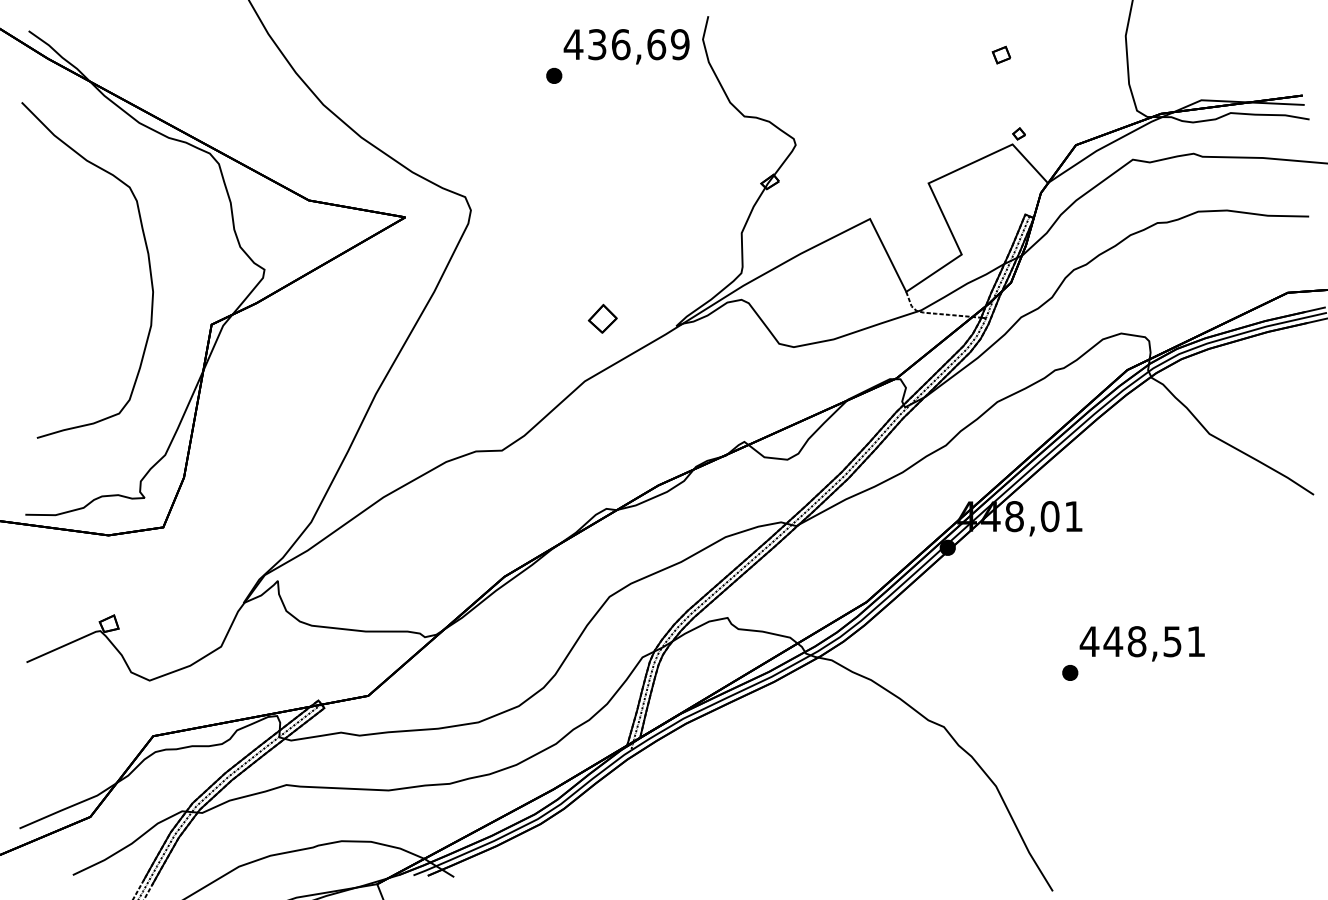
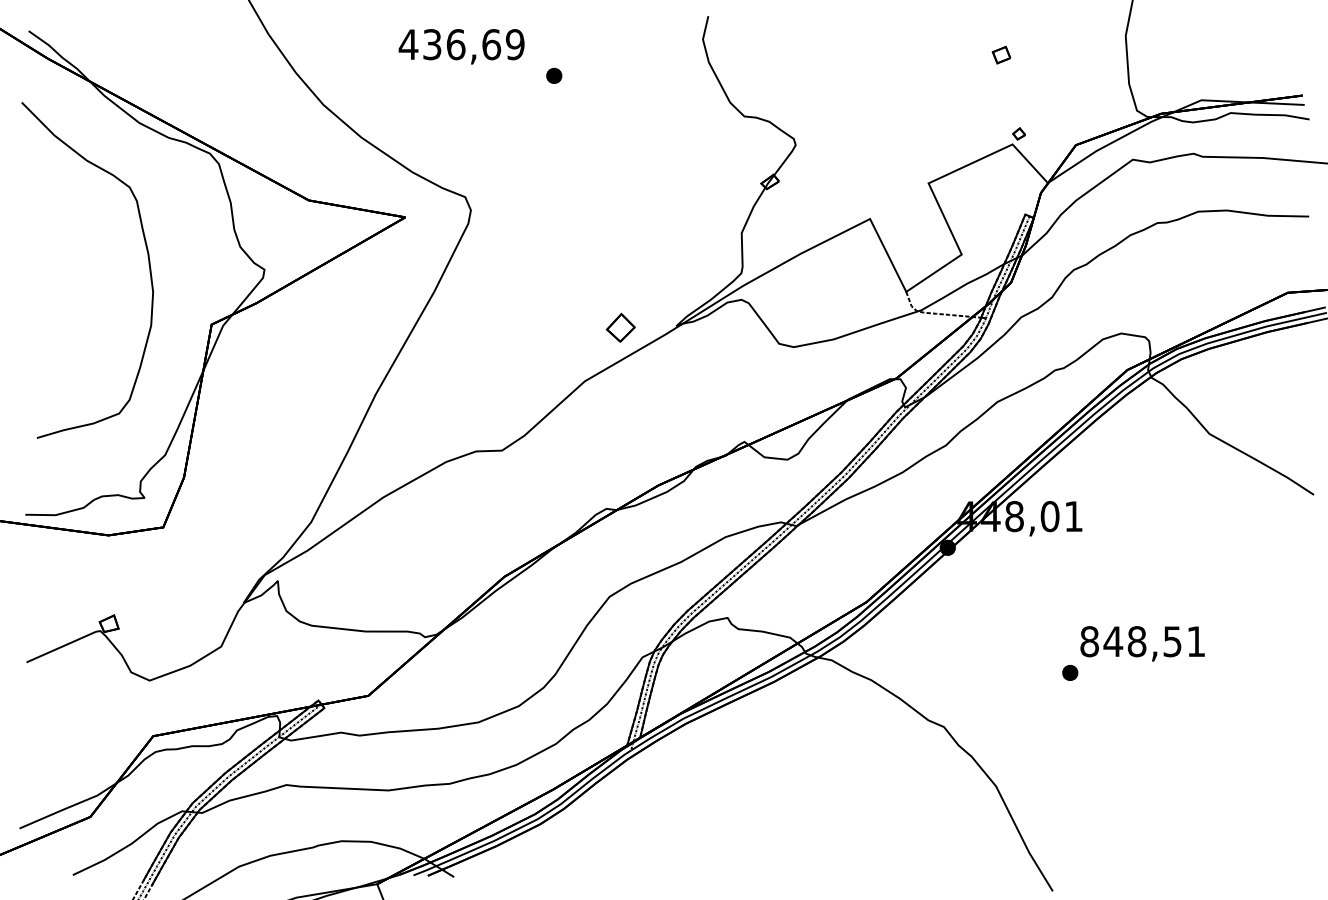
text position: (626, 46) -> (461, 46) (461, 46)
part position: (602, 318) -> (620, 327) (620, 327)
text: 448,51 -> 848,51 (1089, 641)
